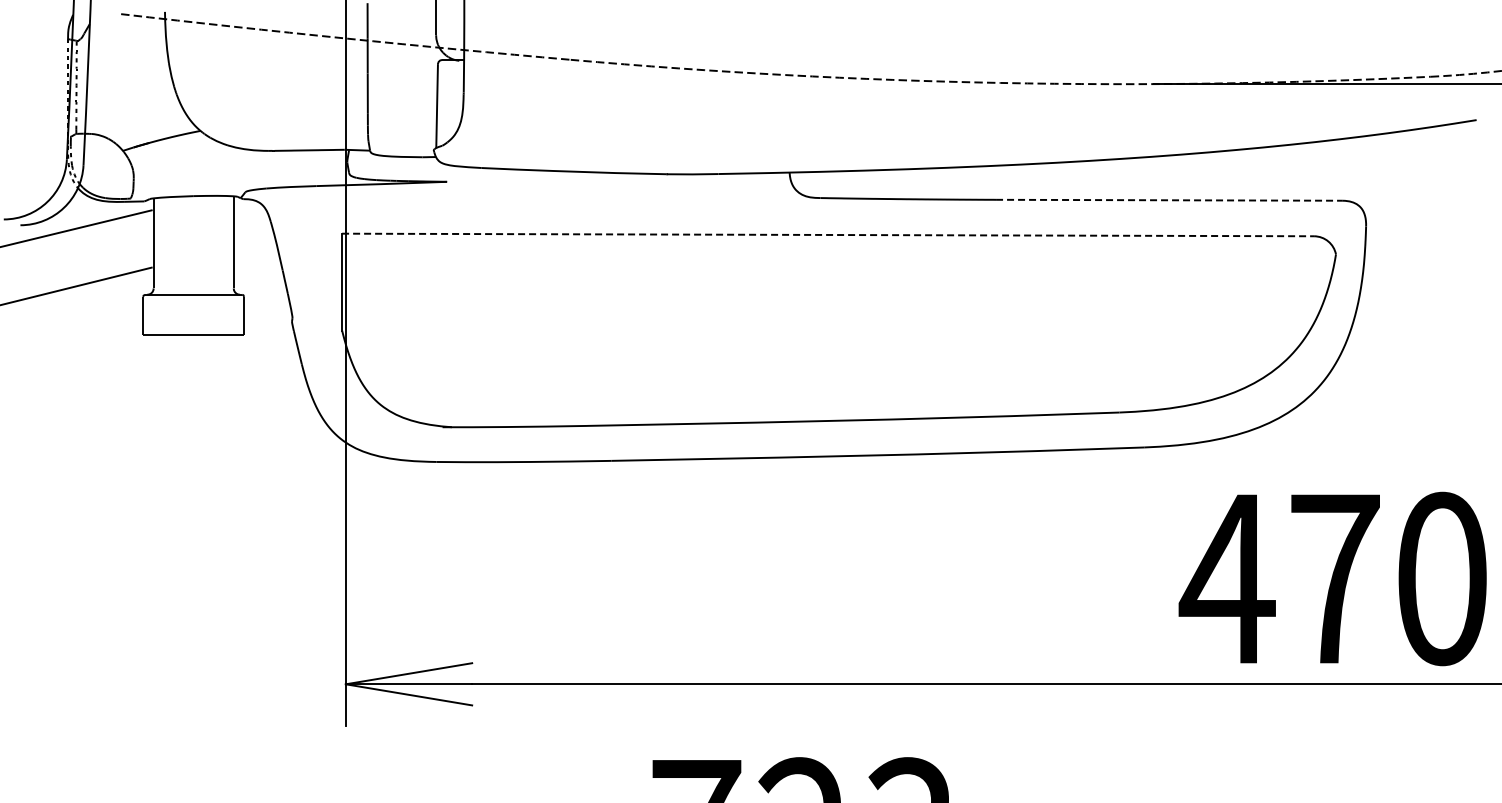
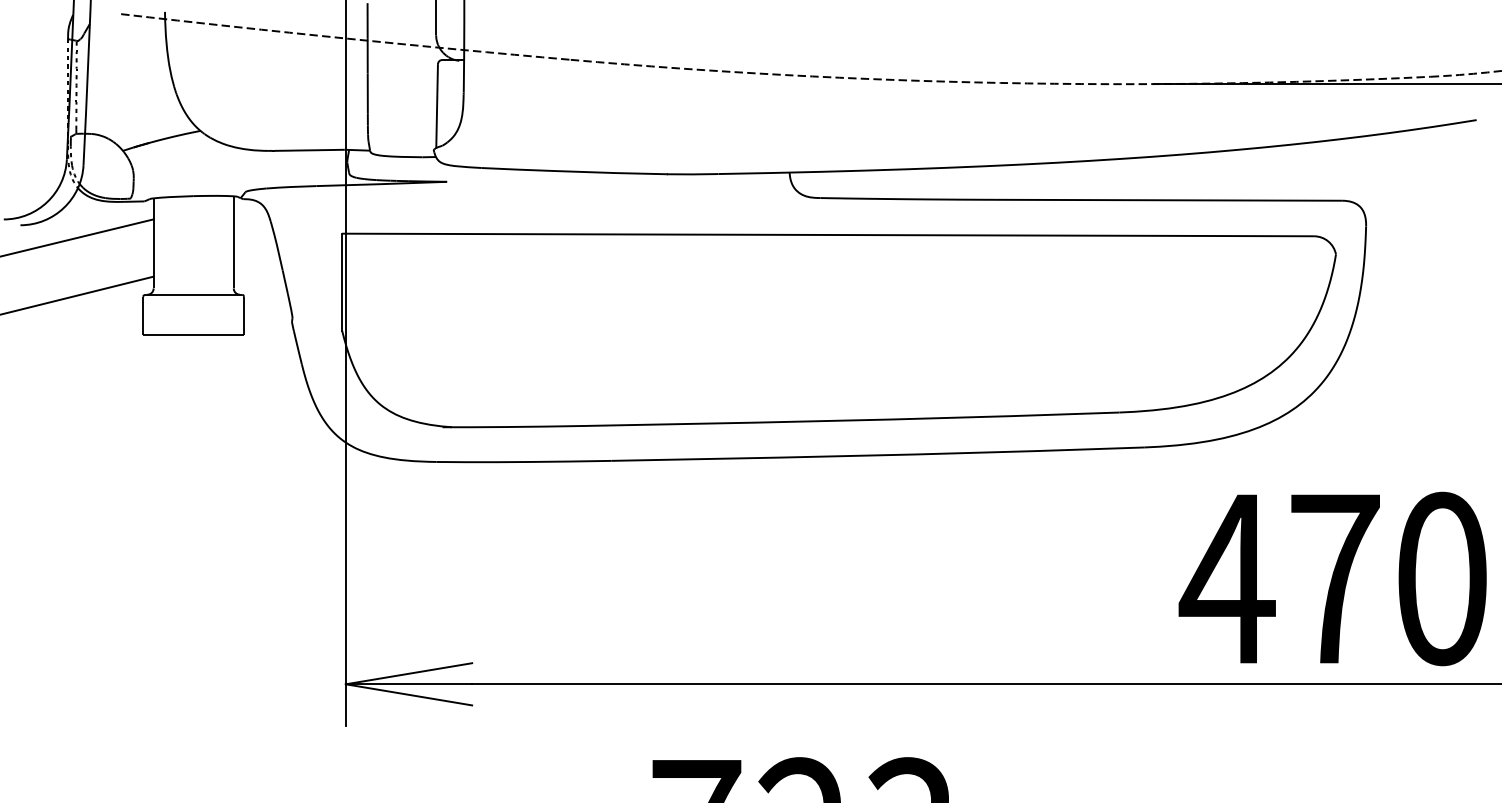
line: dashed -> solid (1169, 200)
line position: (76, 228) -> (77, 237) (77, 237)
line: dashed -> solid (828, 234)
line position: (76, 285) -> (77, 295) (77, 295)
